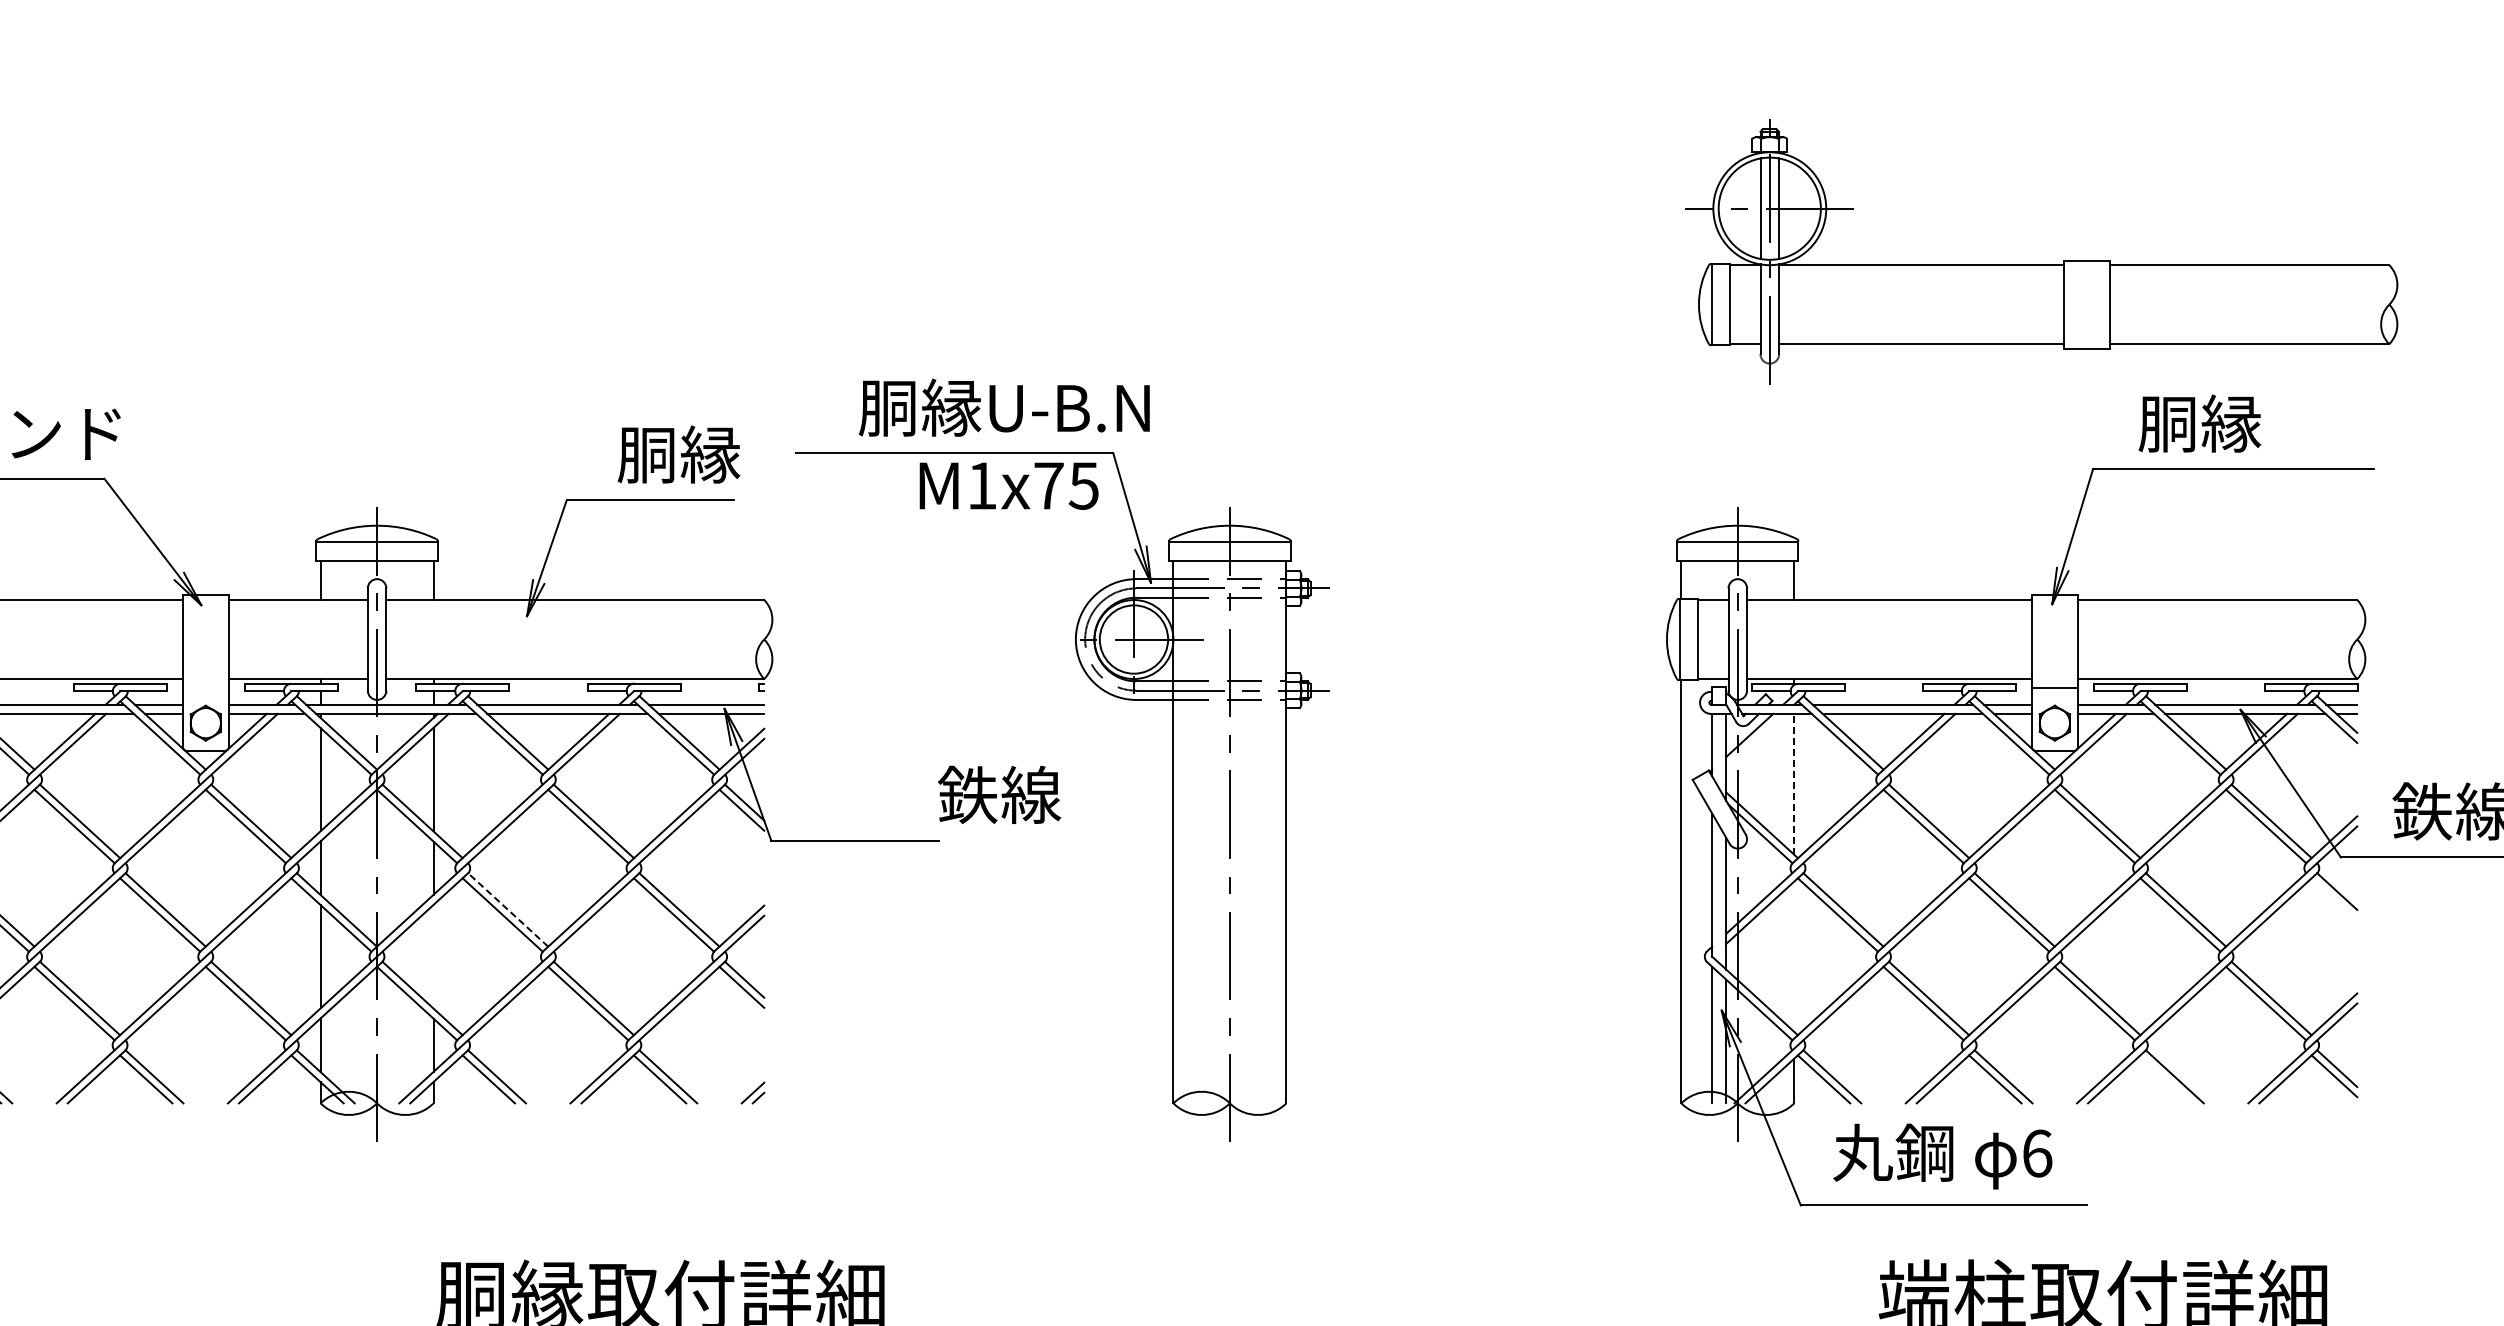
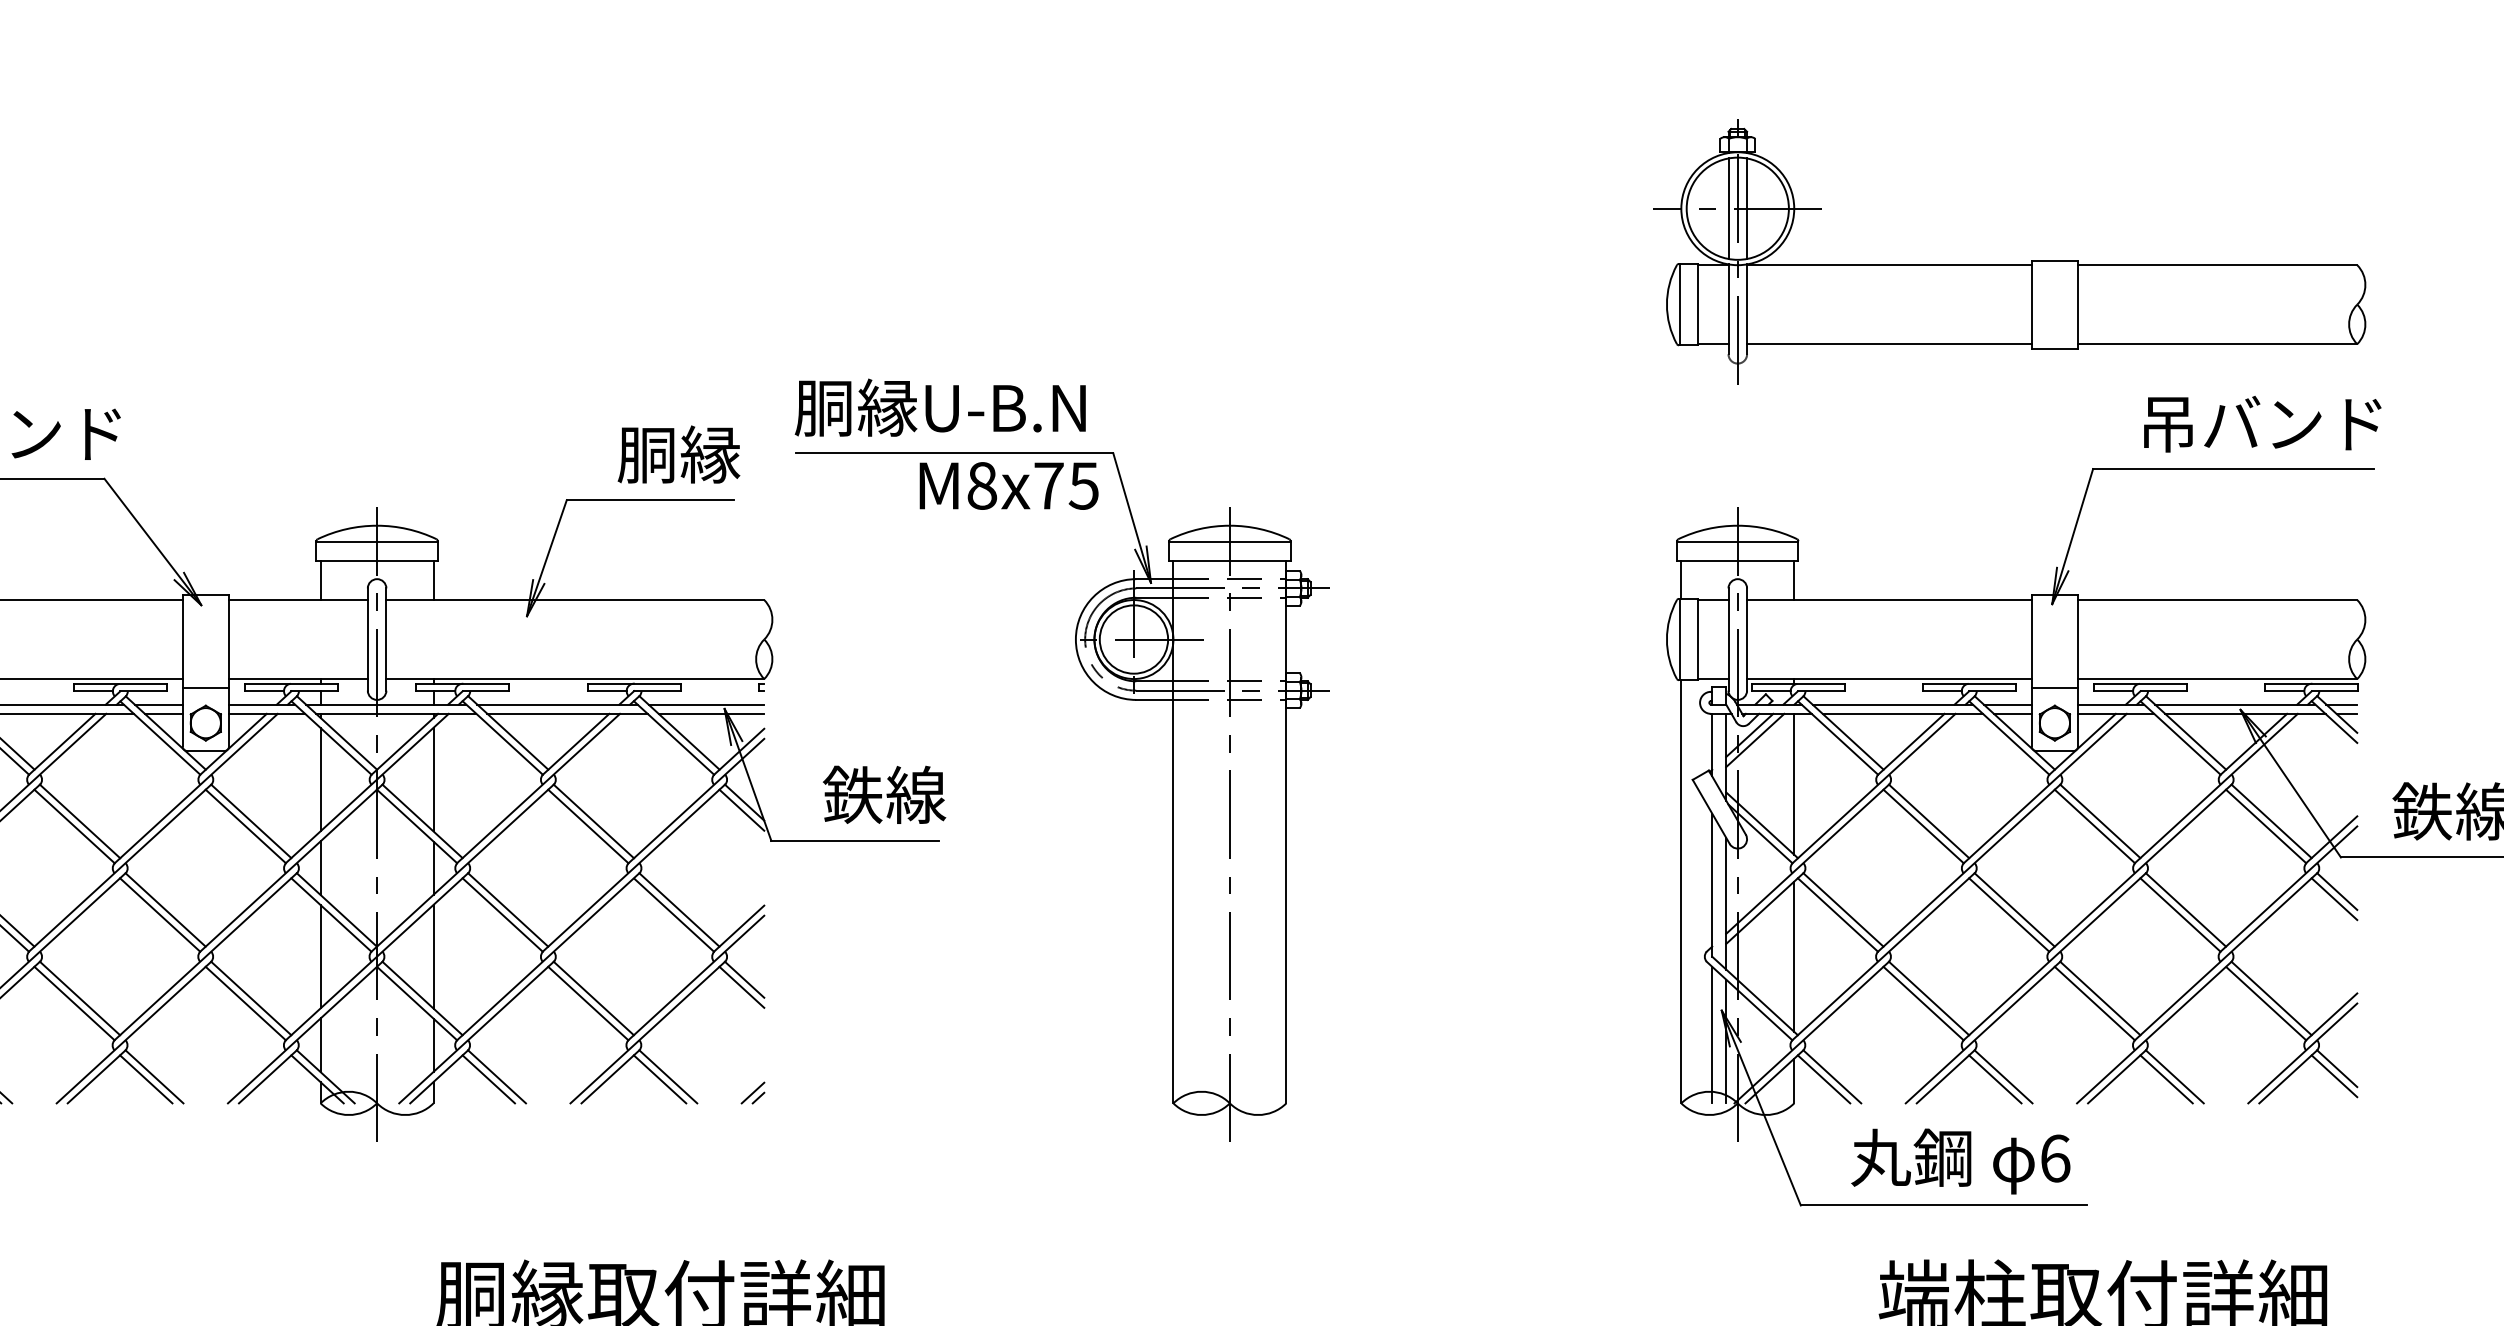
part position: (2041, 264) -> (2009, 264) (2009, 264)
text position: (1003, 407) -> (939, 407) (939, 407)
text: 胴縁 -> 吊バンド (2259, 423)
text: M1x75 -> M8x75 (982, 485)
line: none -> present (205, 688)
line: none -> present (1755, 740)
line: dashed -> solid (1794, 783)
text position: (999, 794) -> (884, 794) (884, 794)
line: none -> present (2334, 899)
line: dashed -> solid (507, 909)
line: none -> present (433, 956)
line: none -> present (1794, 956)
line: none -> present (2166, 1079)
text position: (1942, 1156) -> (1960, 1161) (1960, 1161)
